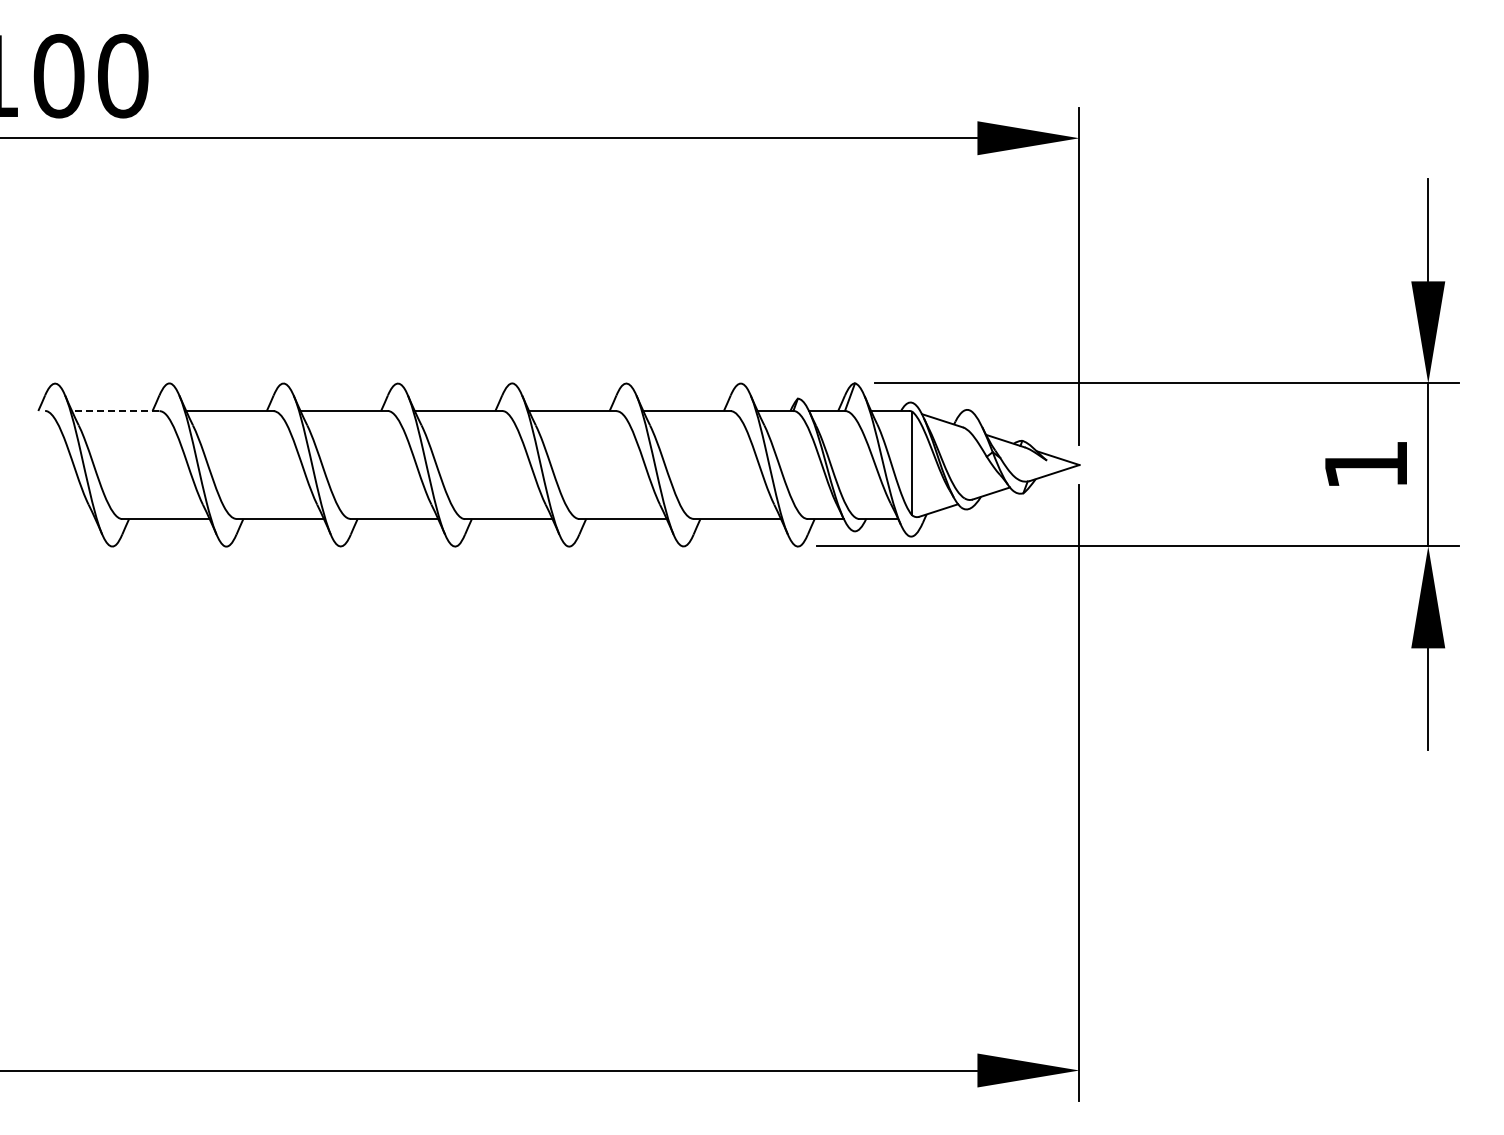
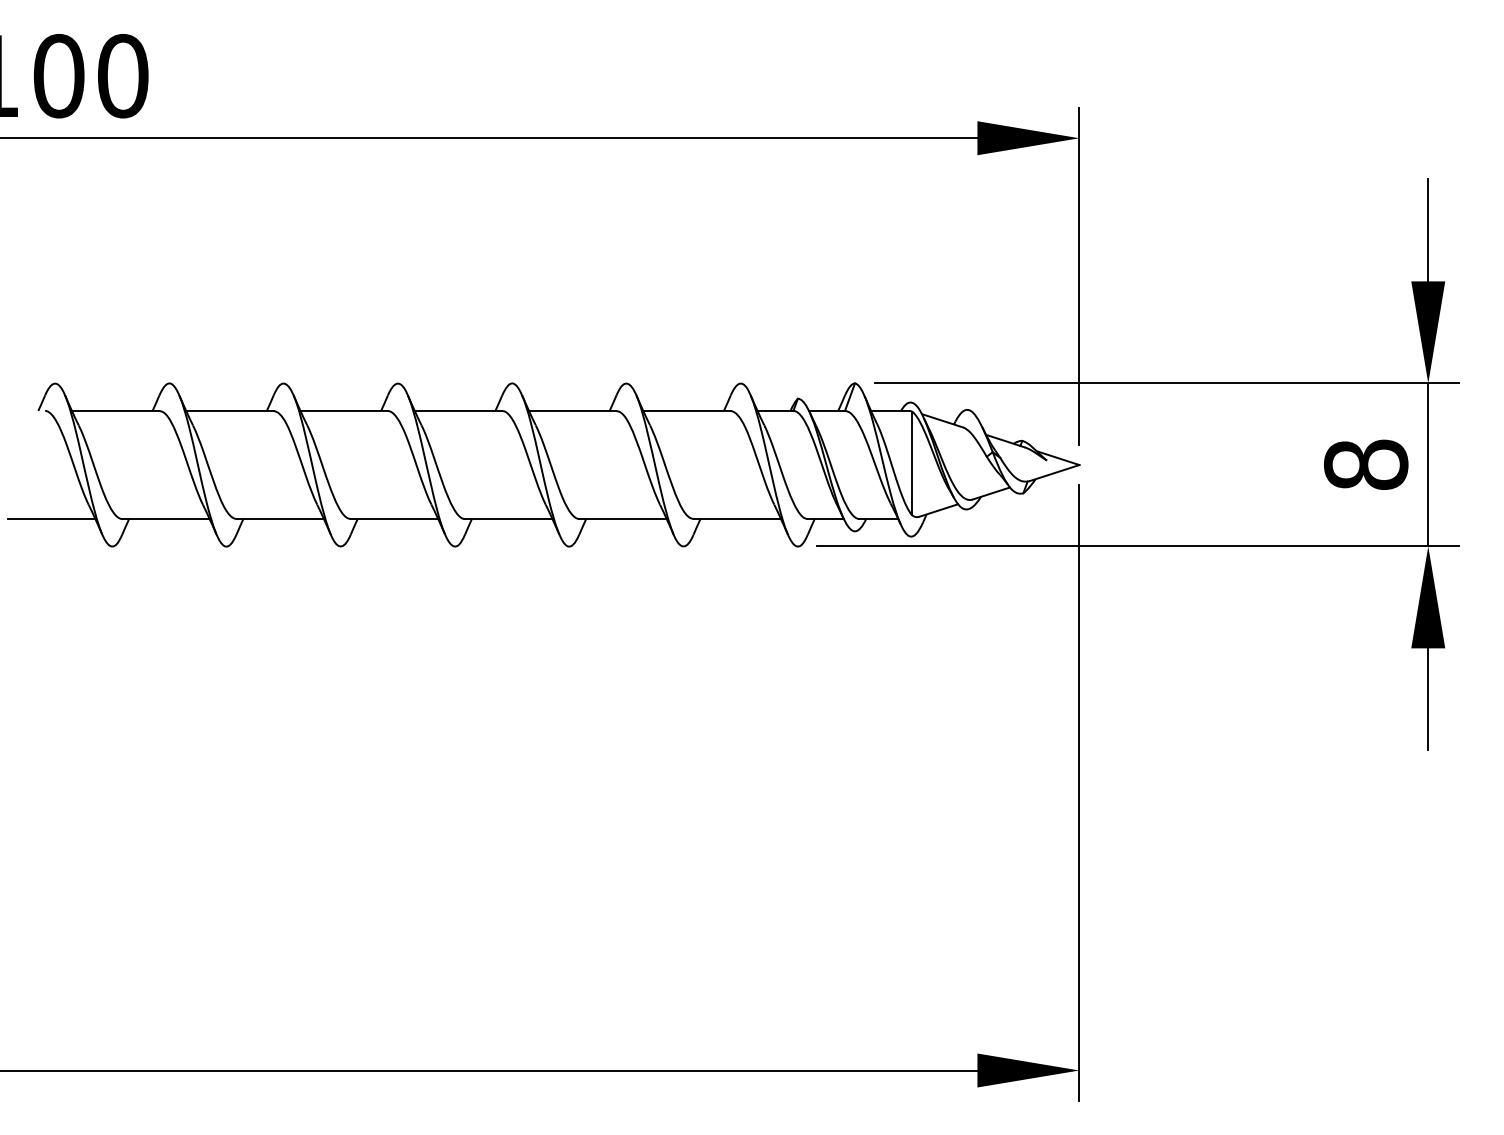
line: dashed -> solid (115, 410)
text: 1 -> 8 (1366, 464)
line: none -> present (51, 519)
